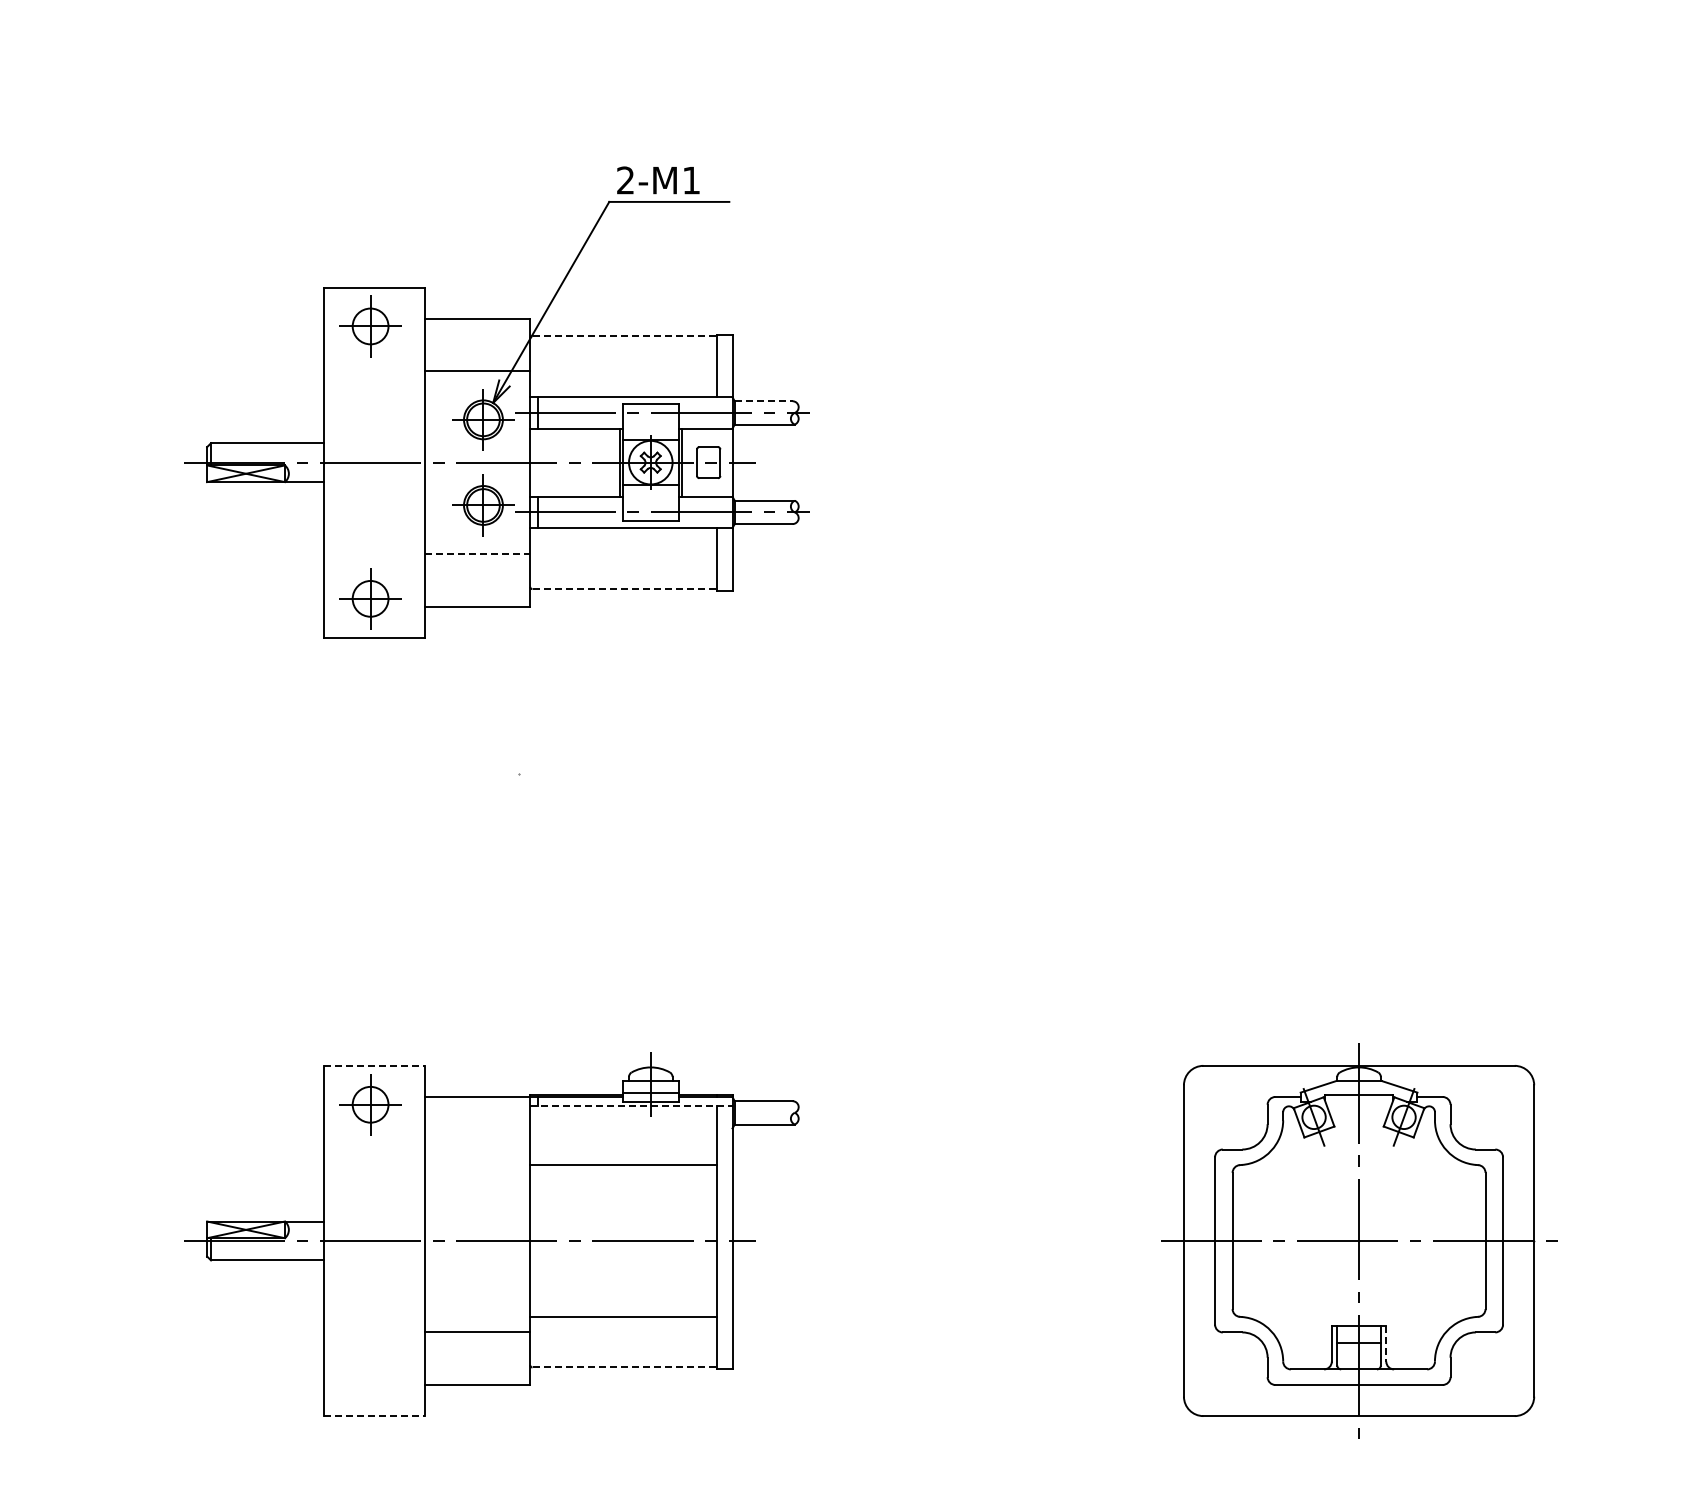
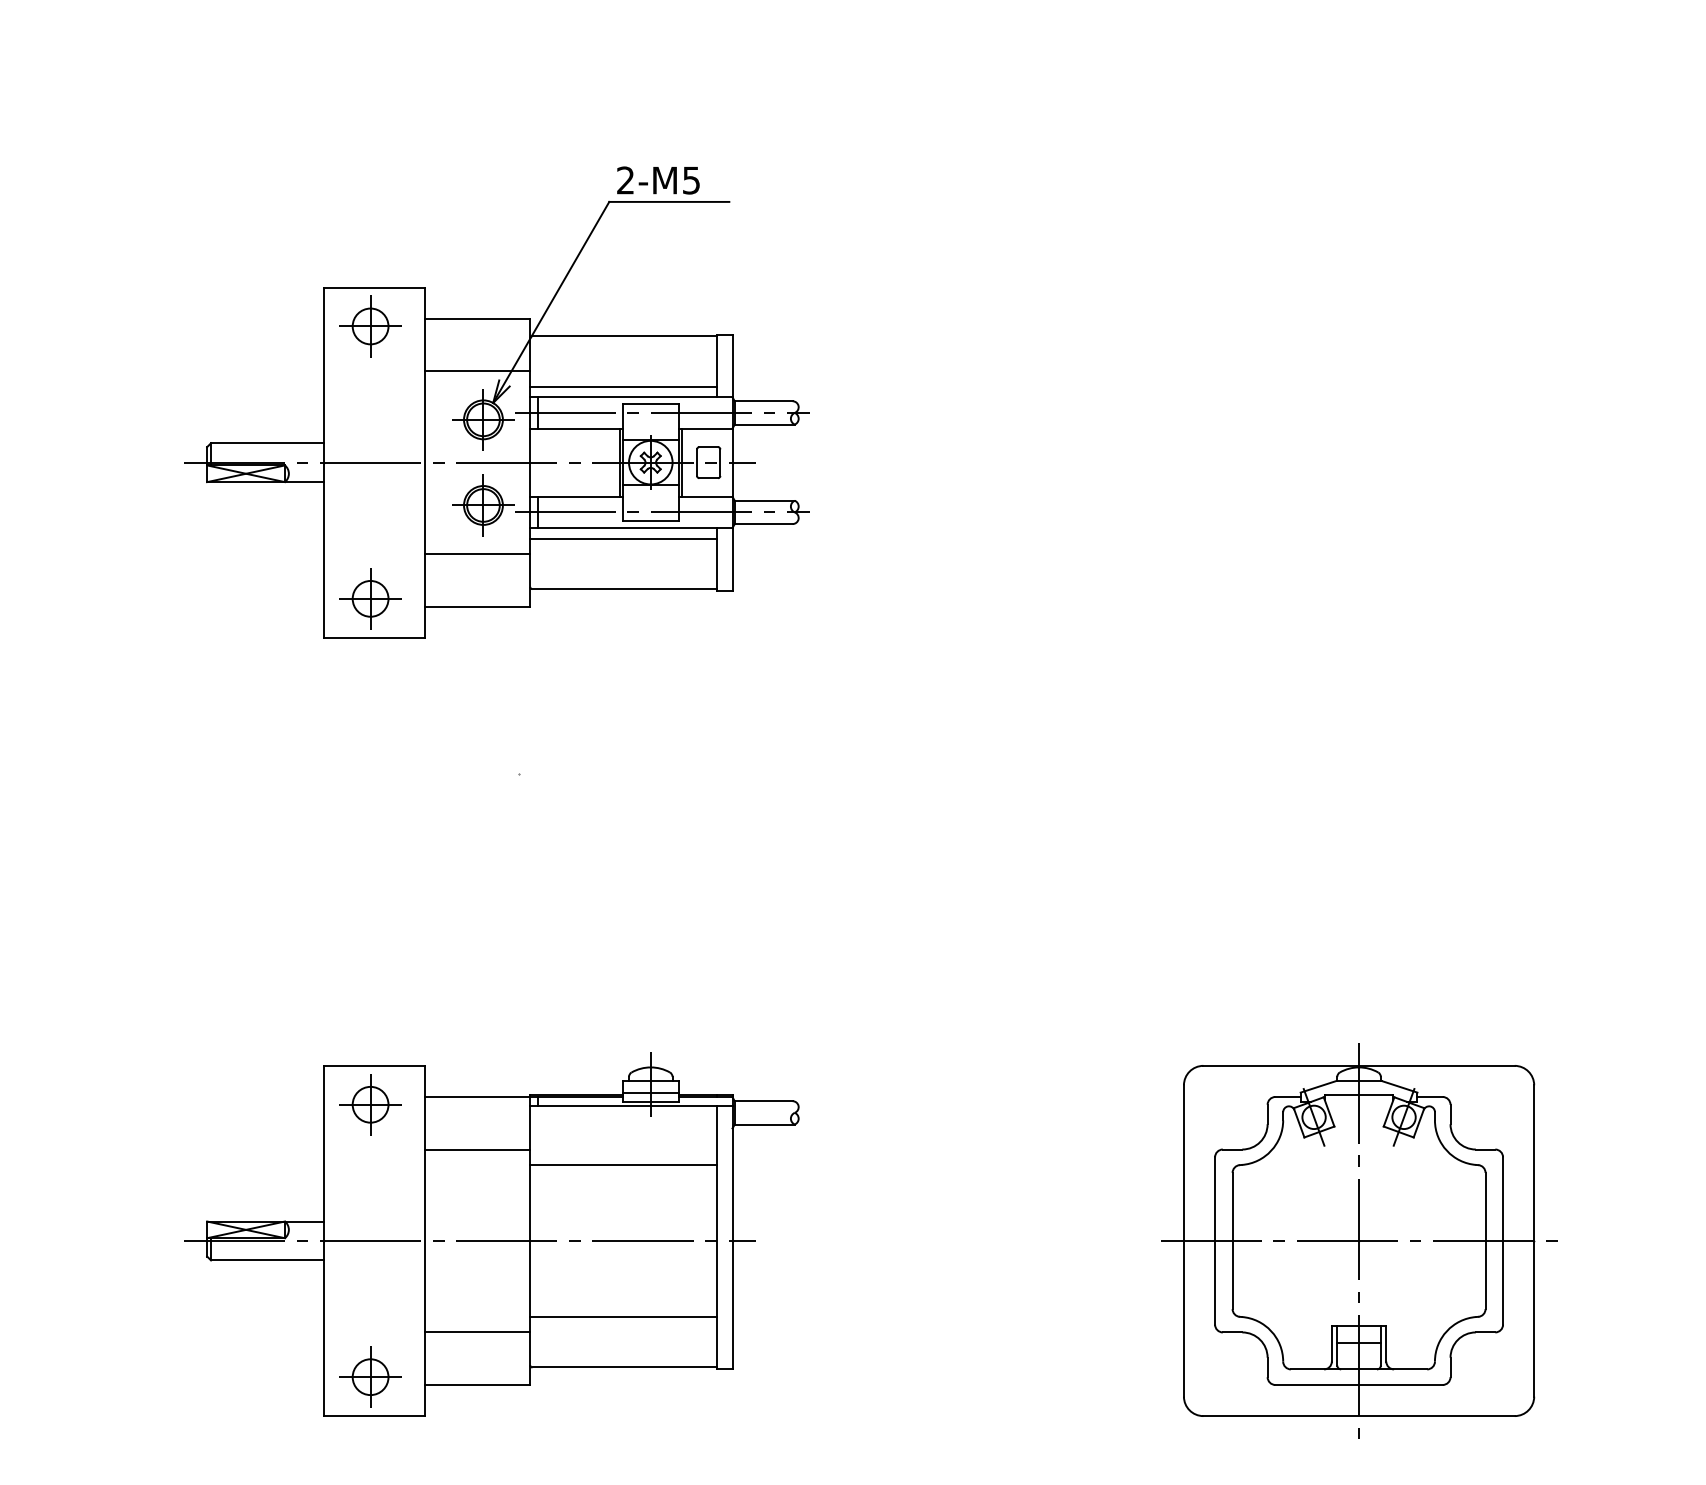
text: 2-M1 -> 2-M5 (691, 180)
line: dashed -> solid (625, 336)
line: none -> present (623, 386)
line: dashed -> solid (763, 401)
line: none -> present (623, 538)
line: dashed -> solid (477, 554)
line: dashed -> solid (625, 589)
line: dashed -> solid (374, 1065)
line: dashed -> solid (631, 1106)
line: none -> present (477, 1149)
line: dashed -> solid (1386, 1343)
line: dashed -> solid (625, 1367)
part: none -> present (370, 1376)
line: dashed -> solid (374, 1416)
